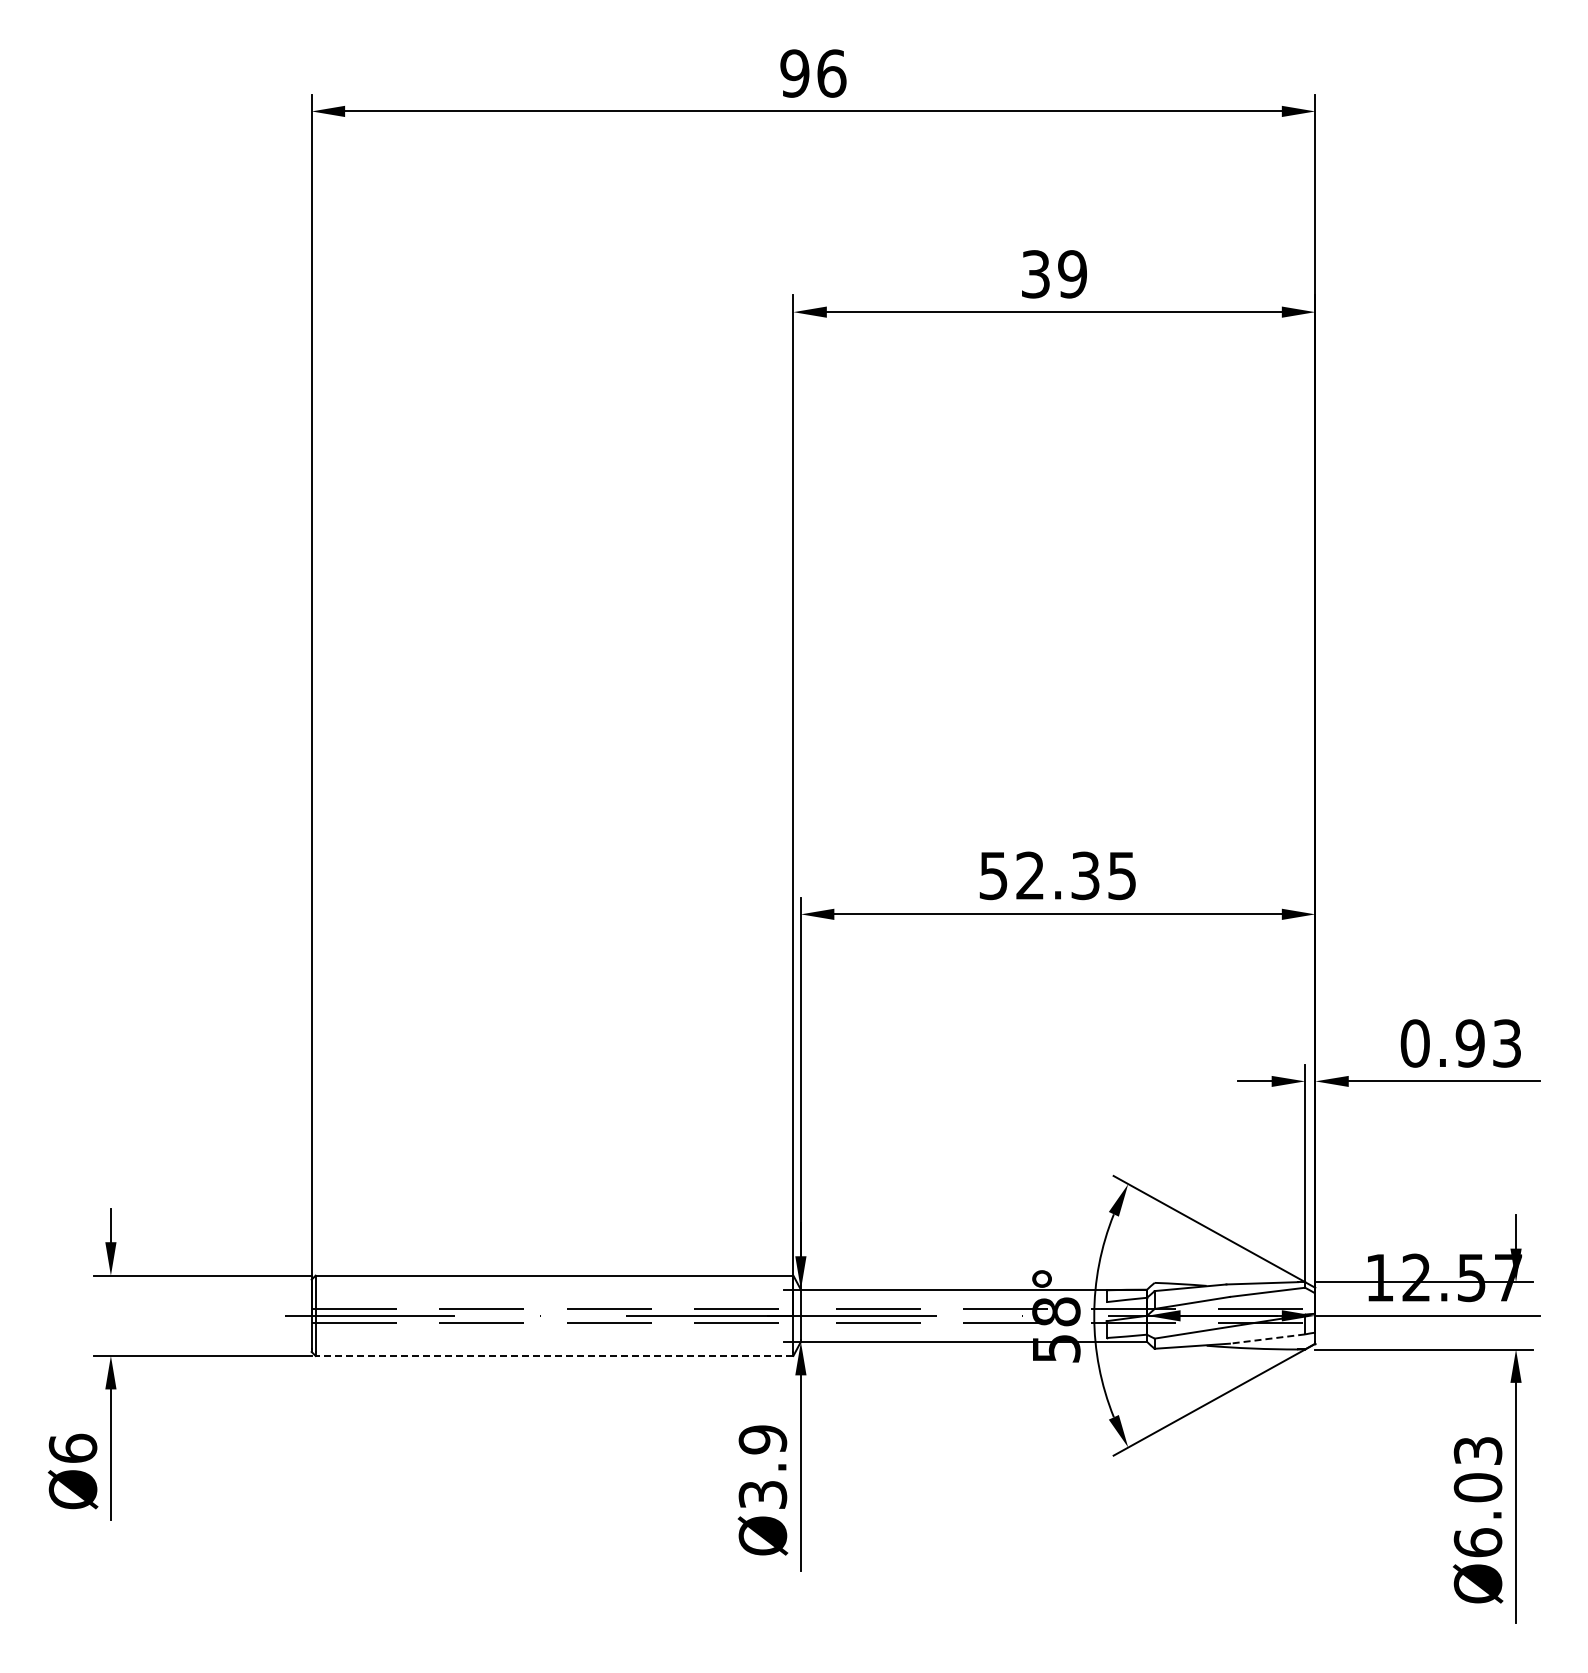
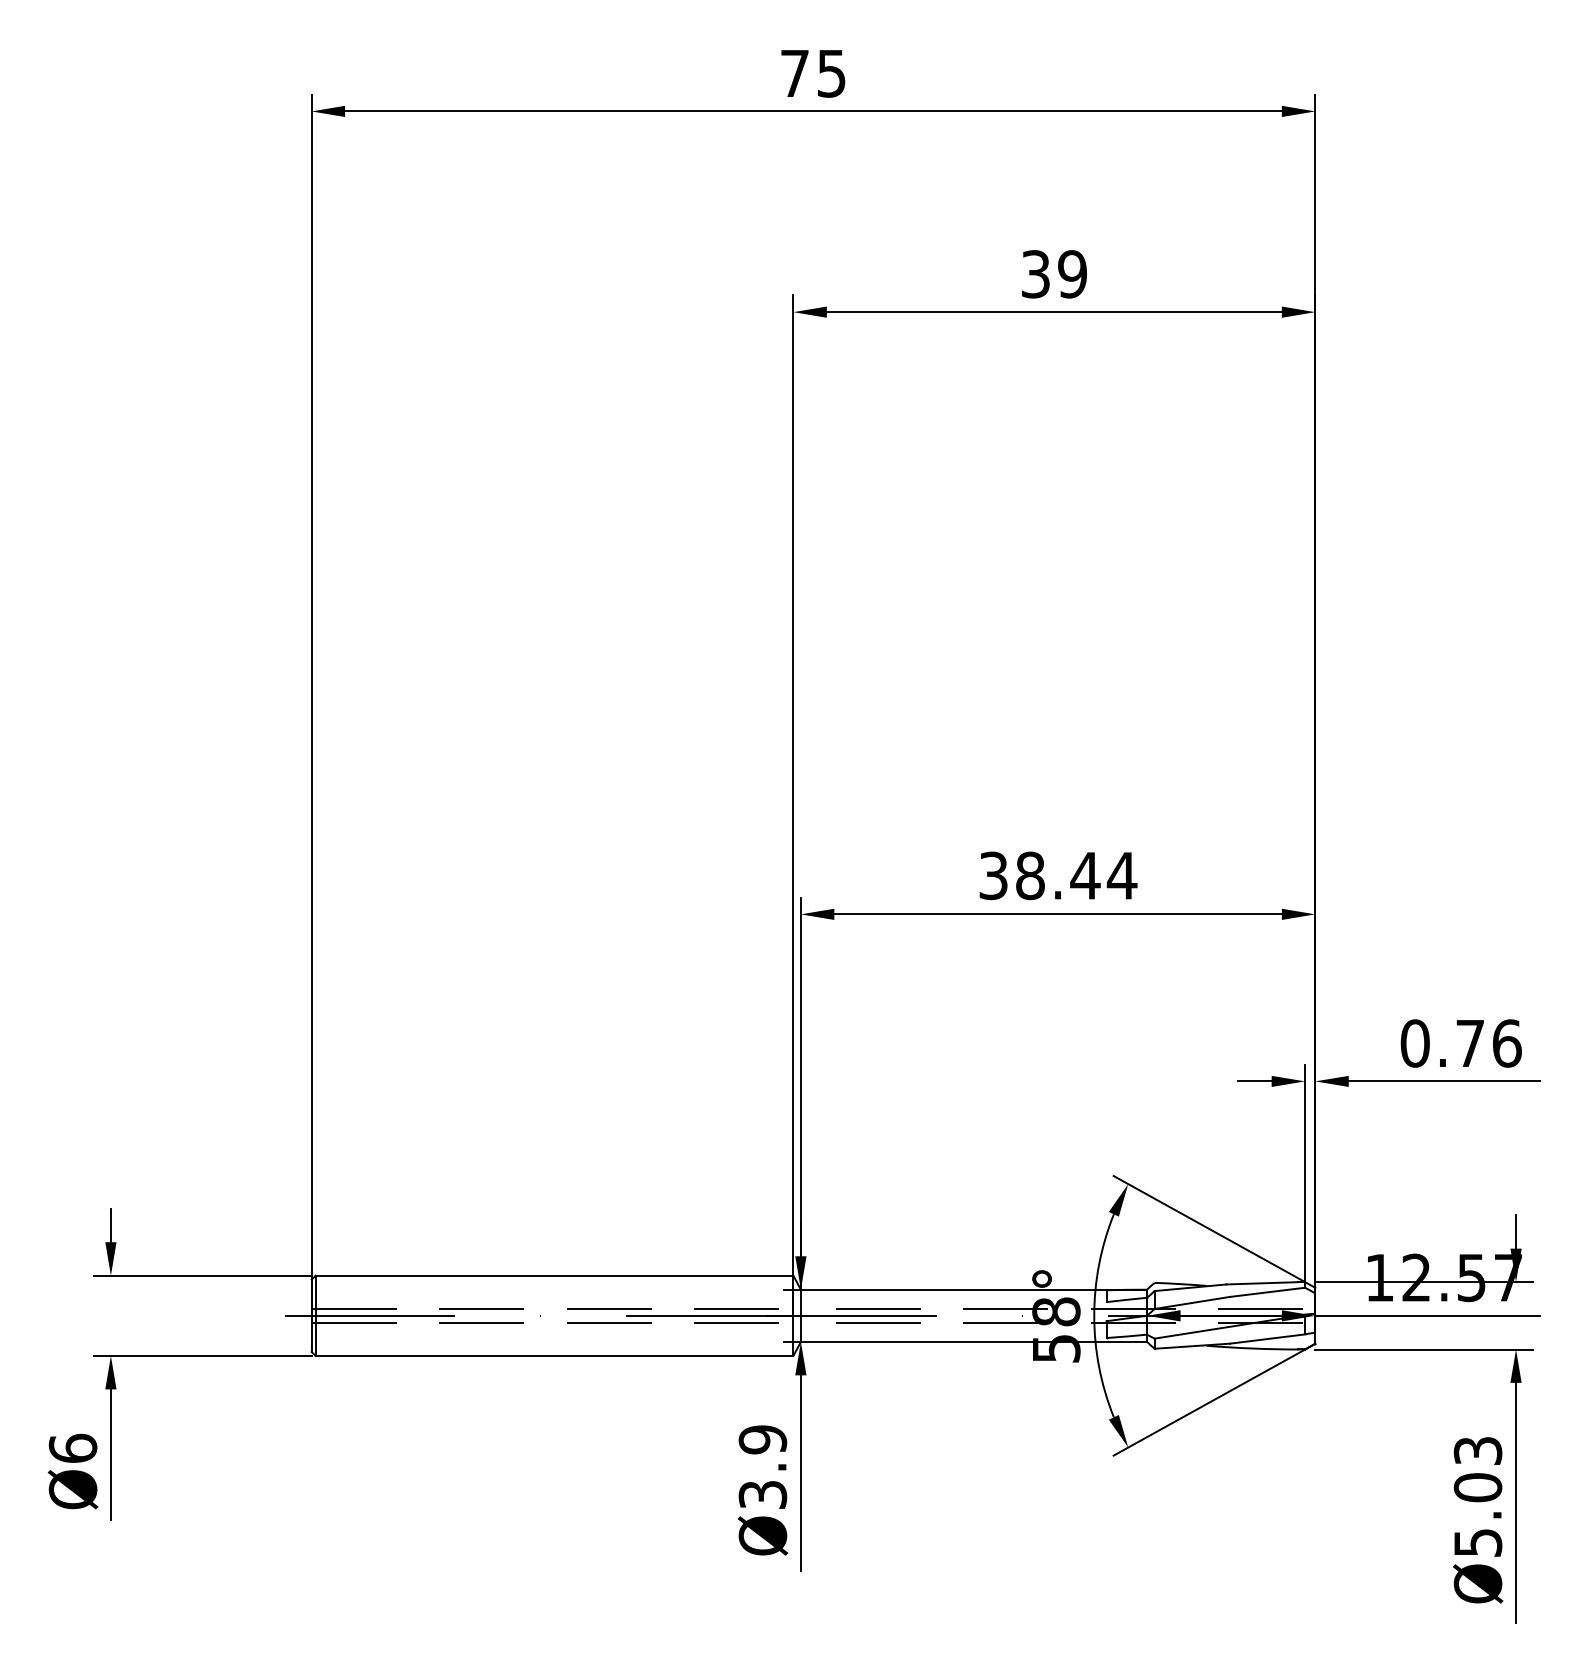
text: 96 -> 75 (813, 73)
text: 52.35 -> 38.44 (1058, 875)
text: 0.93 -> 0.76 (1488, 1043)
line: dashed -> solid (1267, 1339)
line: dashed -> solid (554, 1355)
text: Ø6.03 -> Ø5.03 (1477, 1542)
